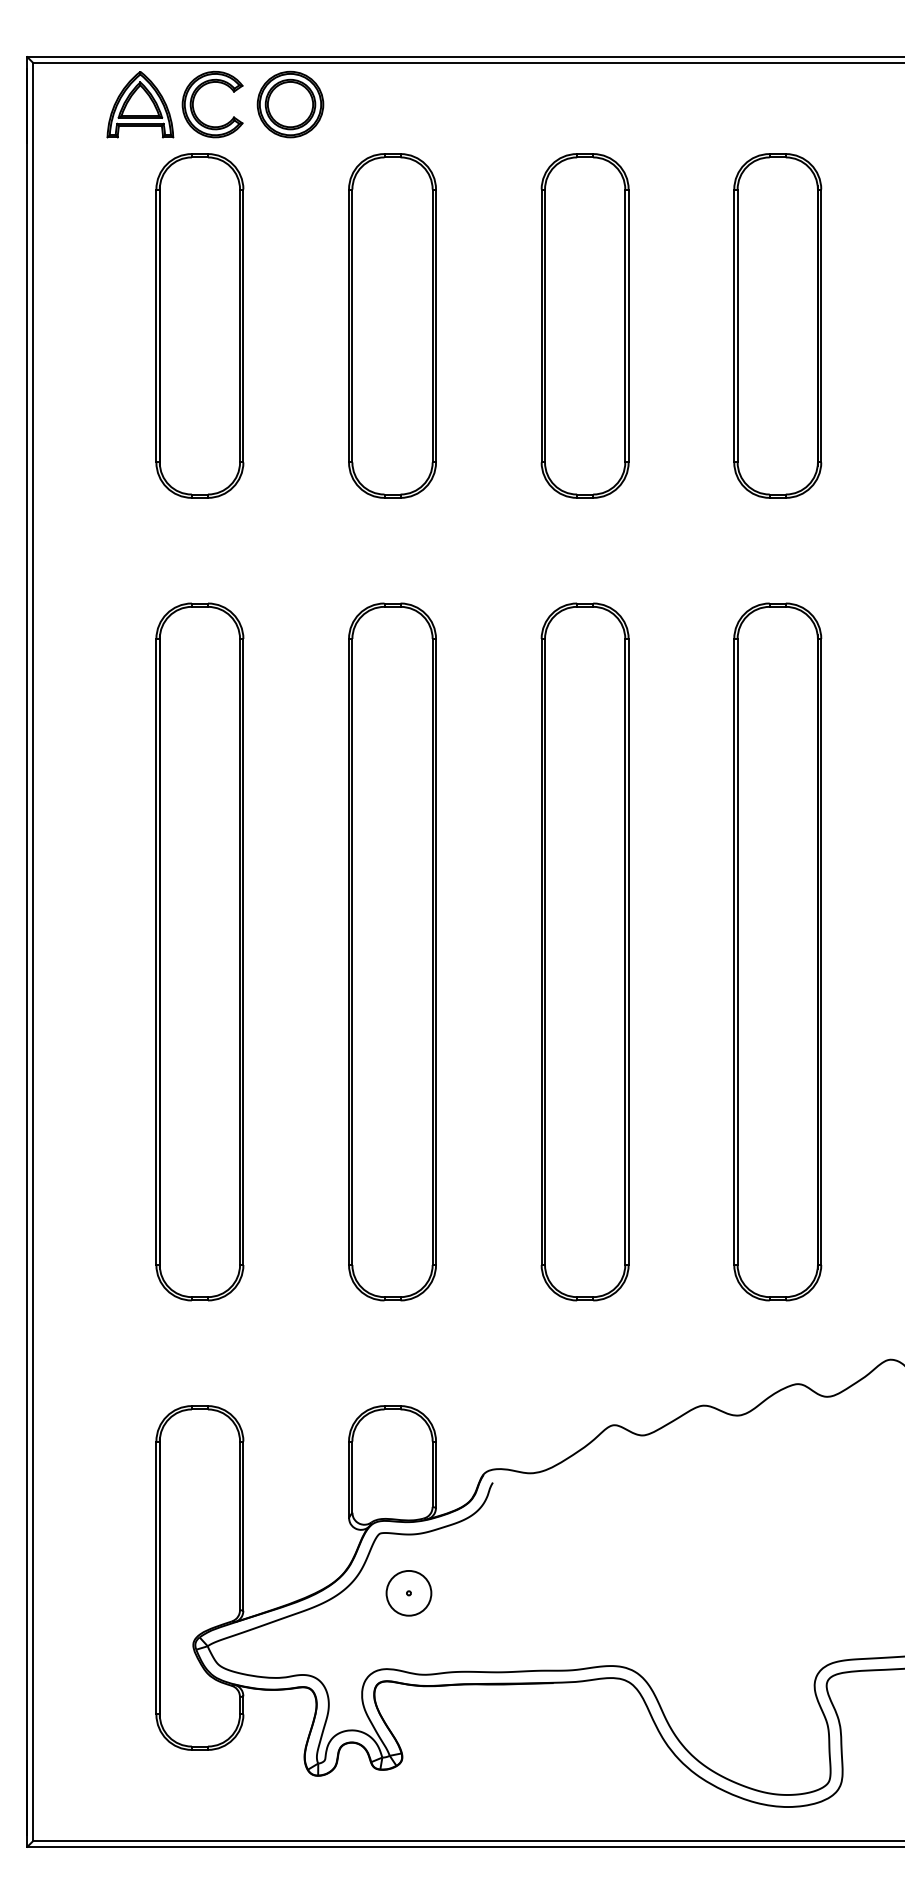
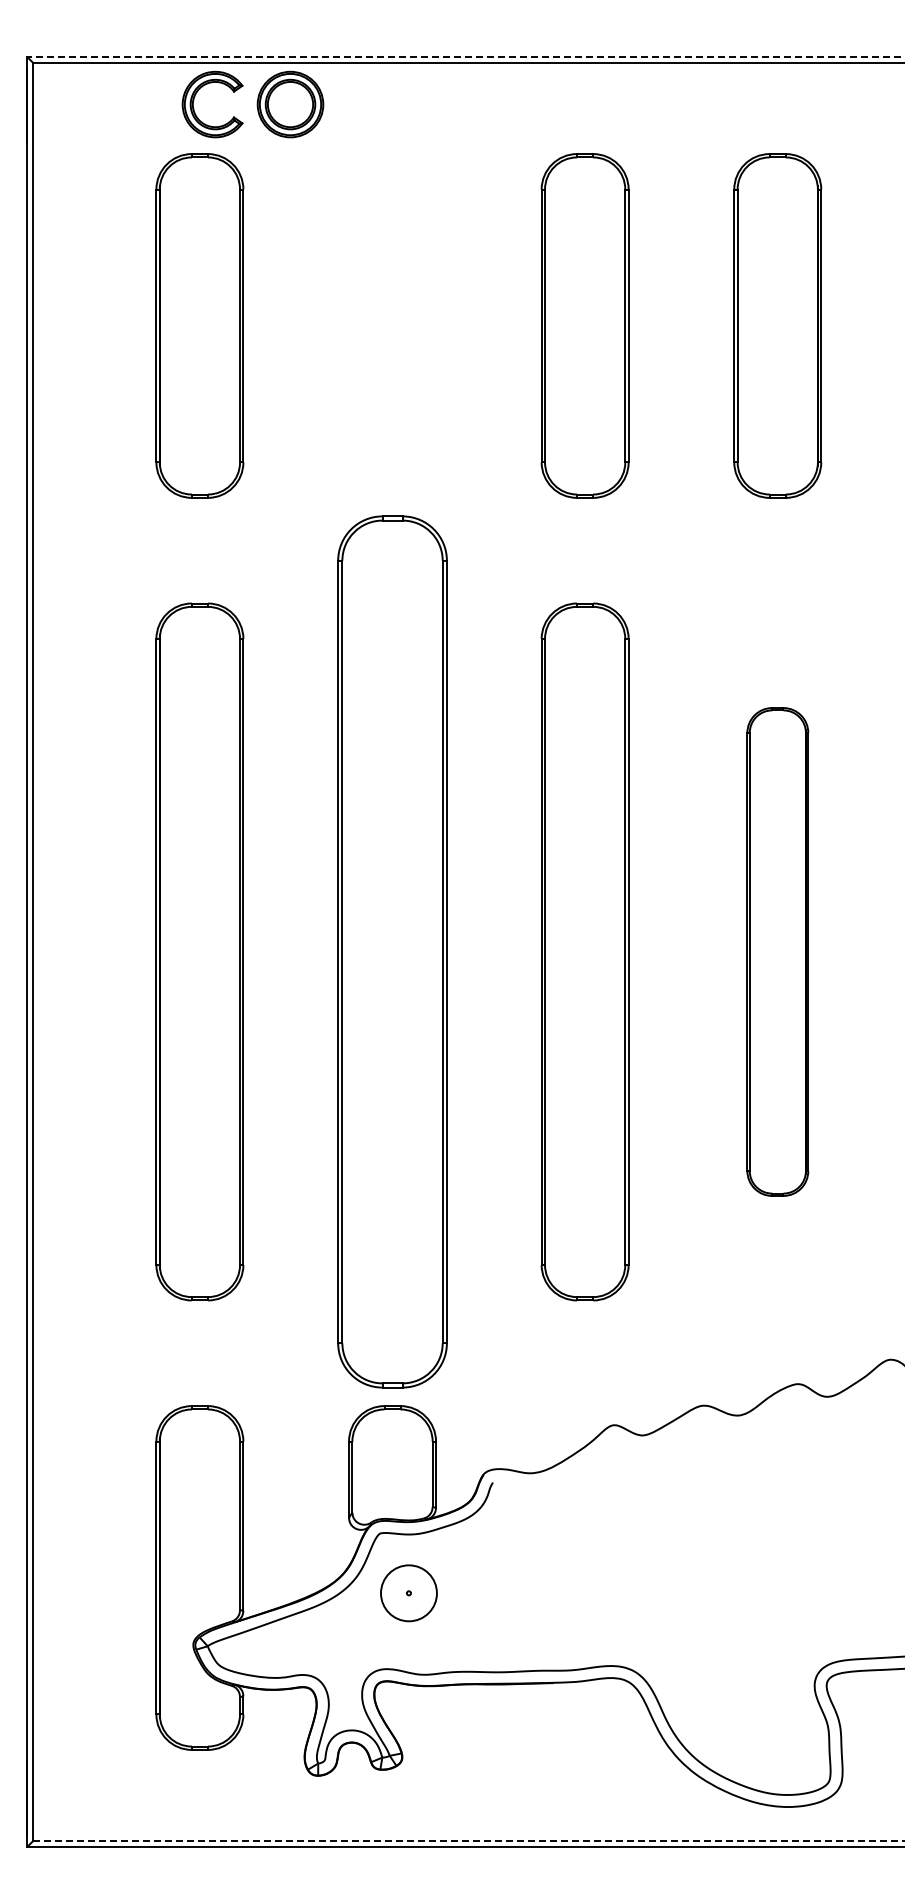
line: solid -> dashed (466, 57)
part: present -> none (140, 104)
part: present -> none (392, 325)
part size: 89x700 px -> 111x874 px (392, 951)
part size: 90x700 px -> 64x490 px (777, 951)
circle diameter: 45 px -> 56 px (408, 1593)
line: solid -> dashed (468, 1841)
